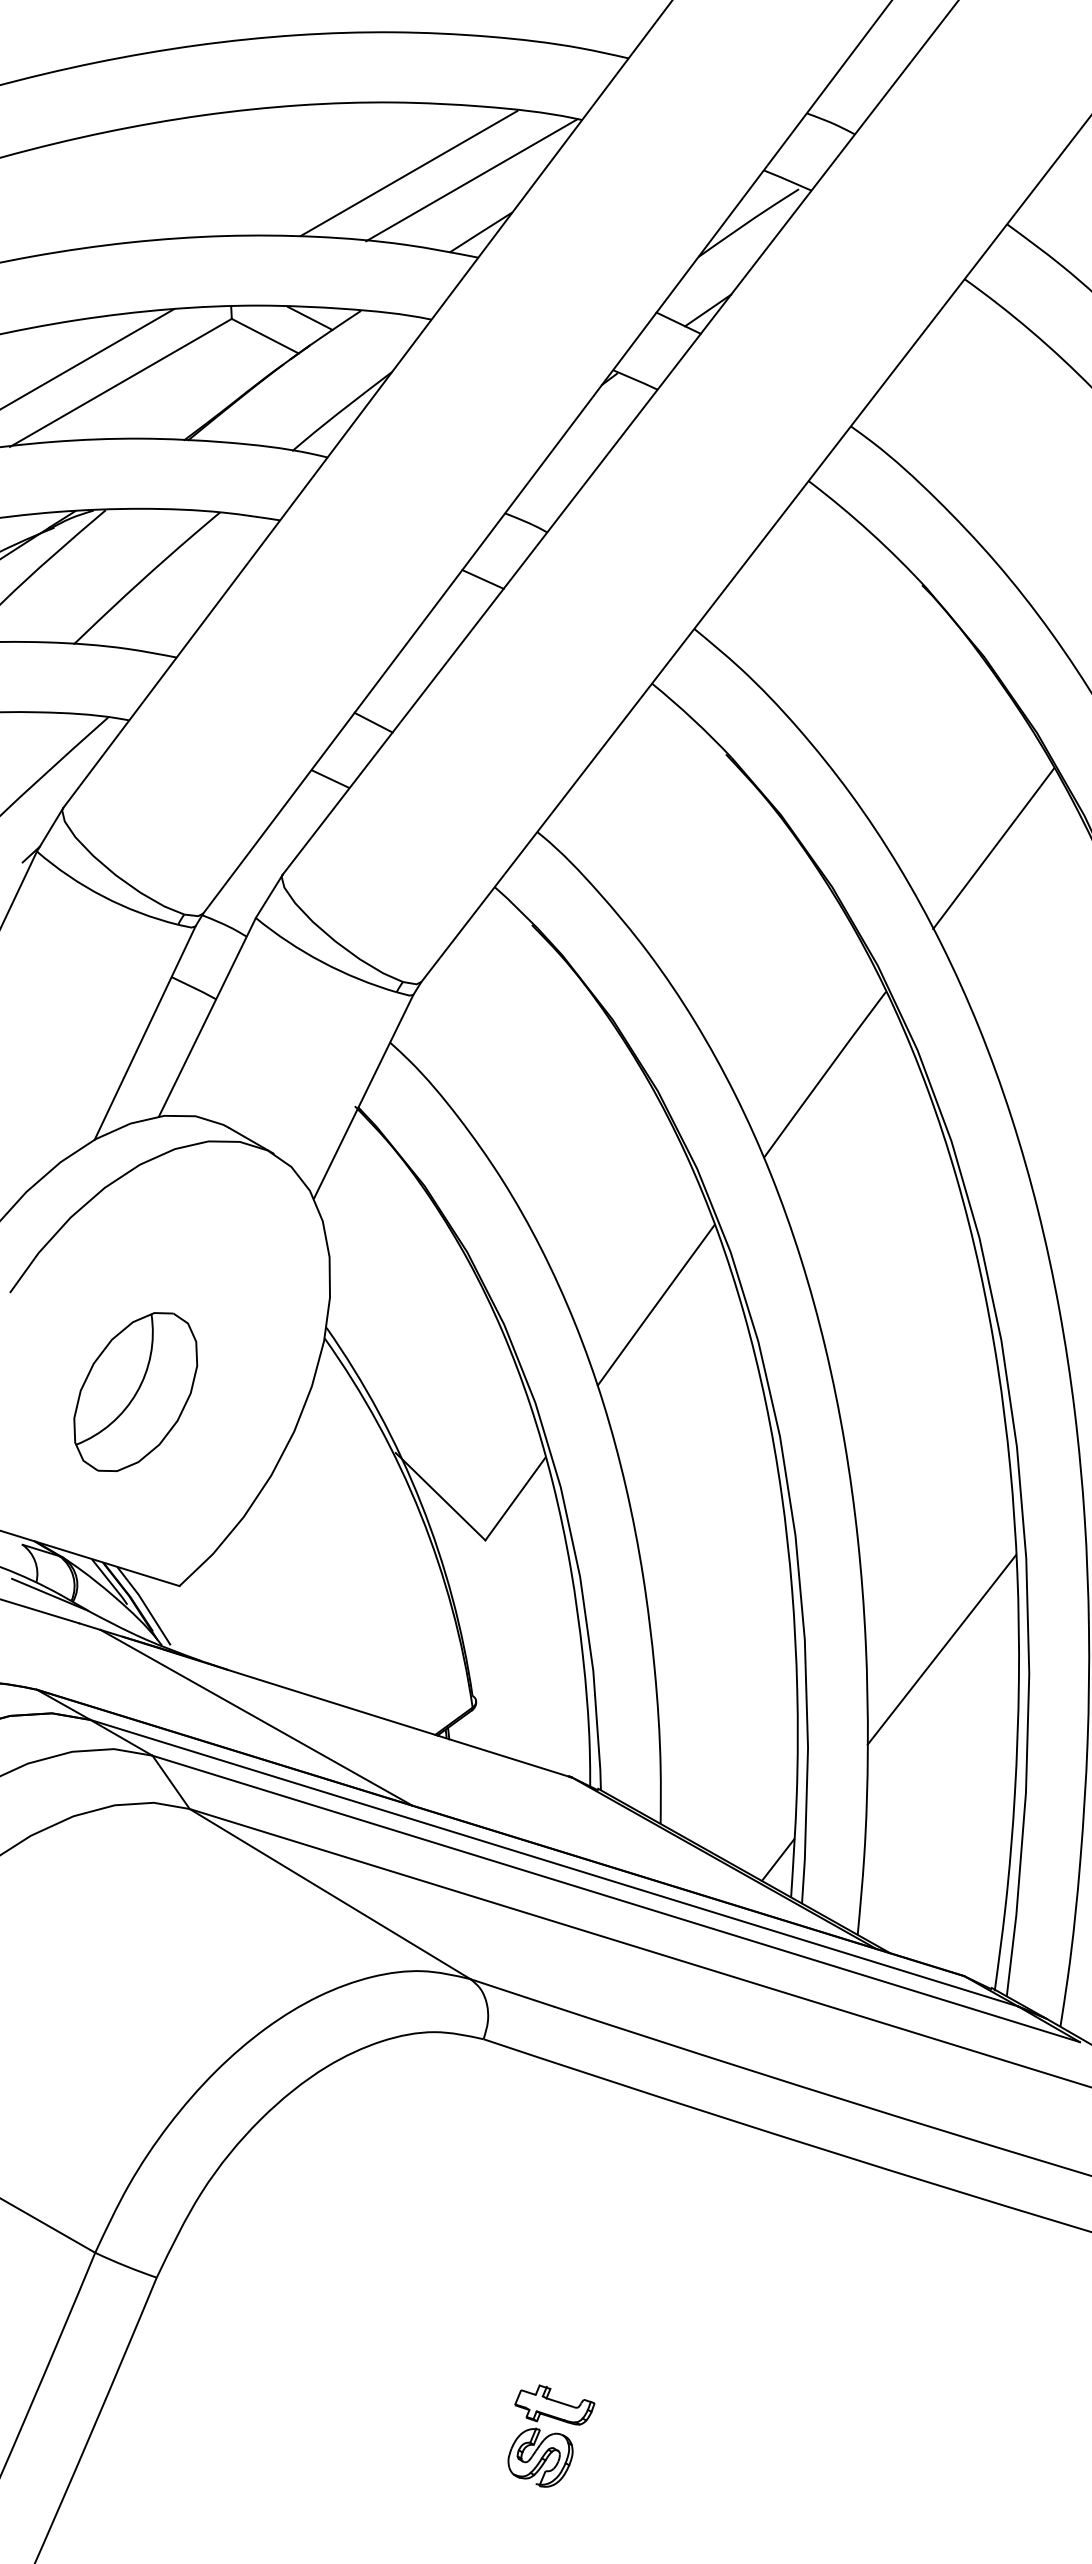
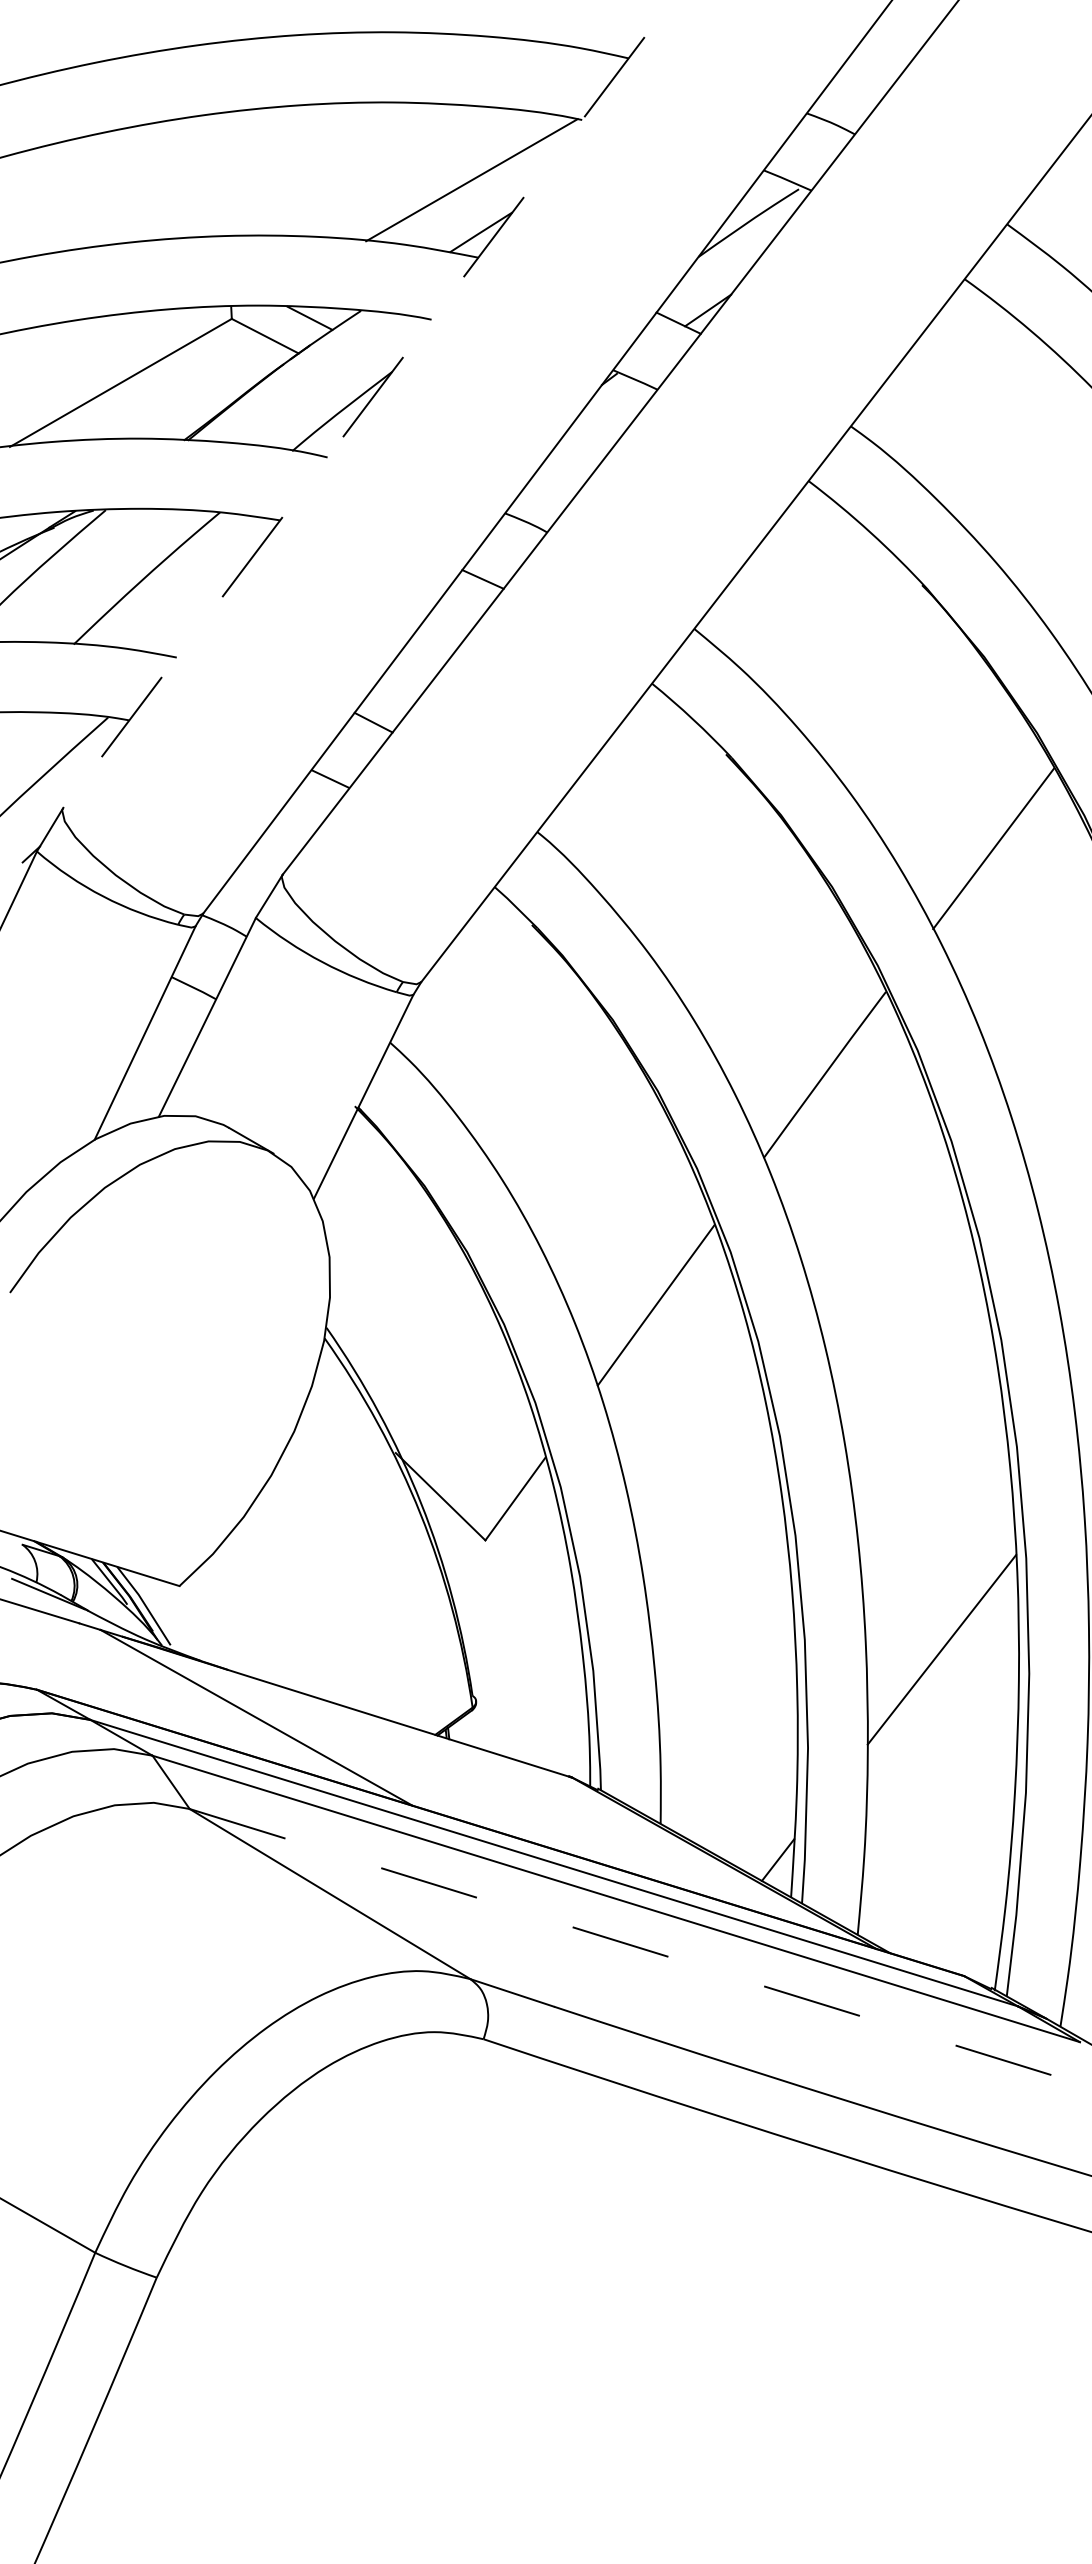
line: present -> none (408, 173)
line: present -> none (88, 358)
line: solid -> dashed (367, 404)
part: present -> none (135, 1391)
line: solid -> dashed (640, 1948)
part: present -> none (551, 2435)
